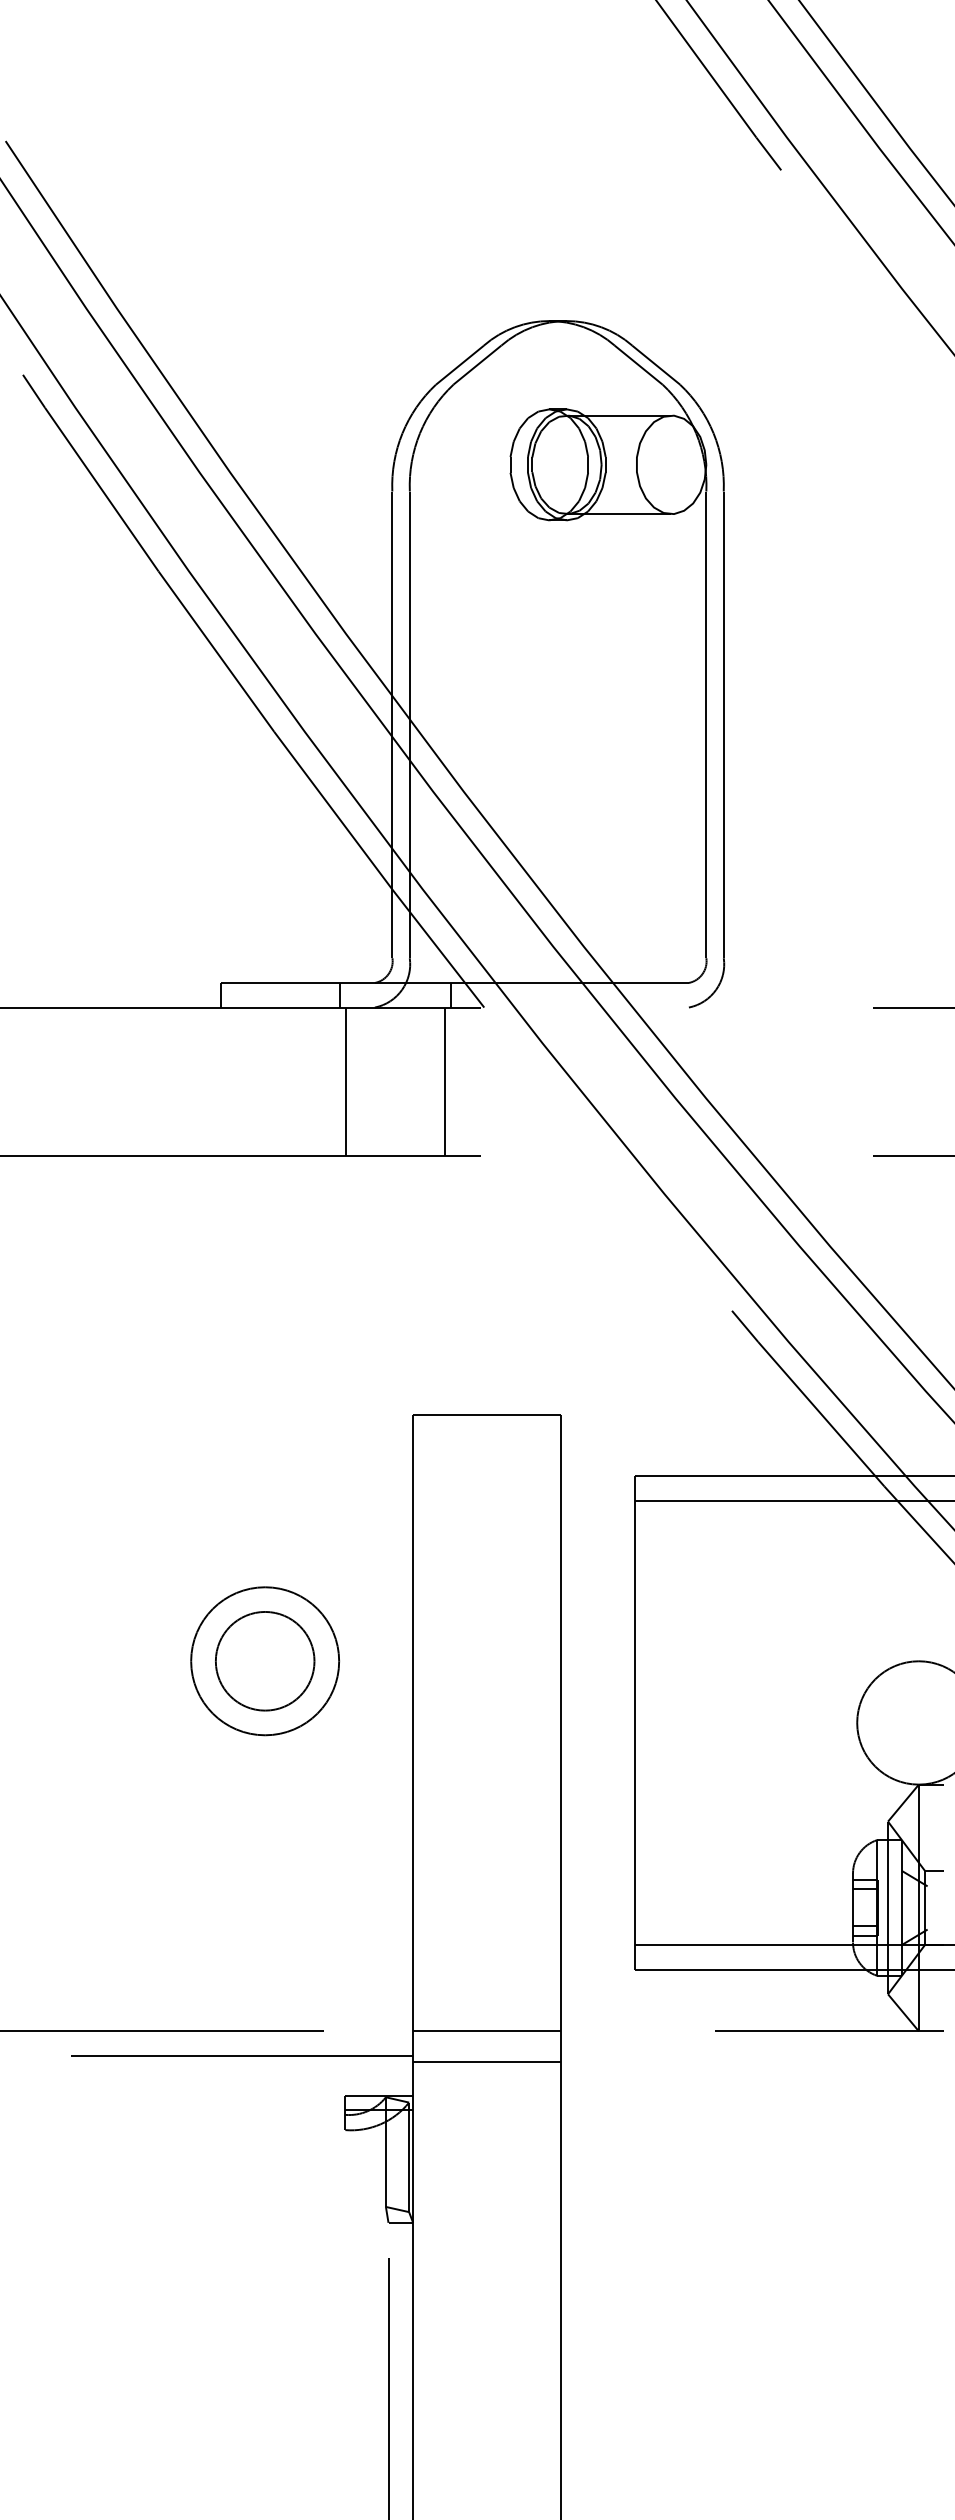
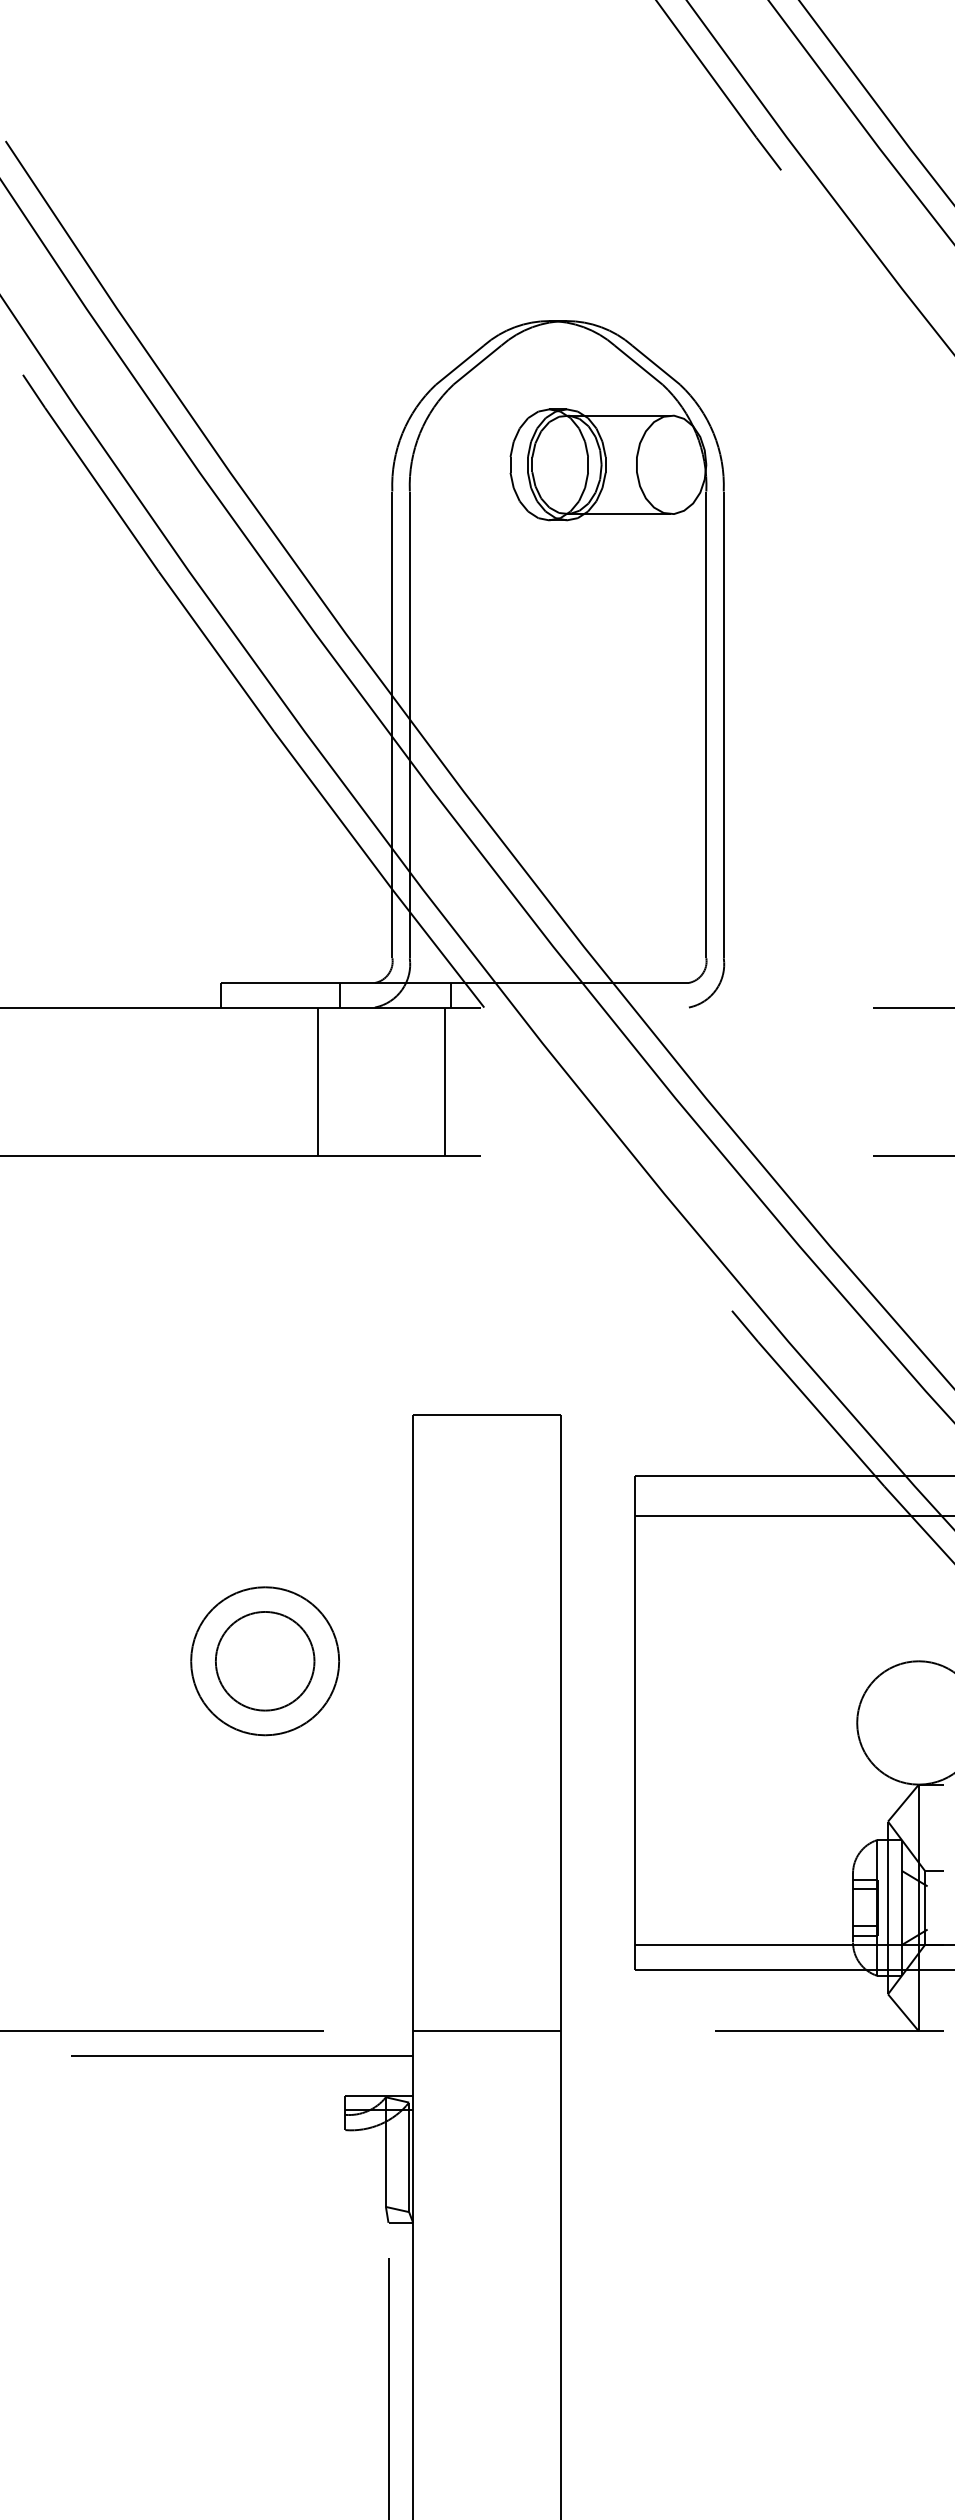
line position: (346, 1081) -> (318, 1081) (318, 1081)
line position: (793, 1500) -> (793, 1515) (793, 1515)
line: present -> none (487, 2062)
